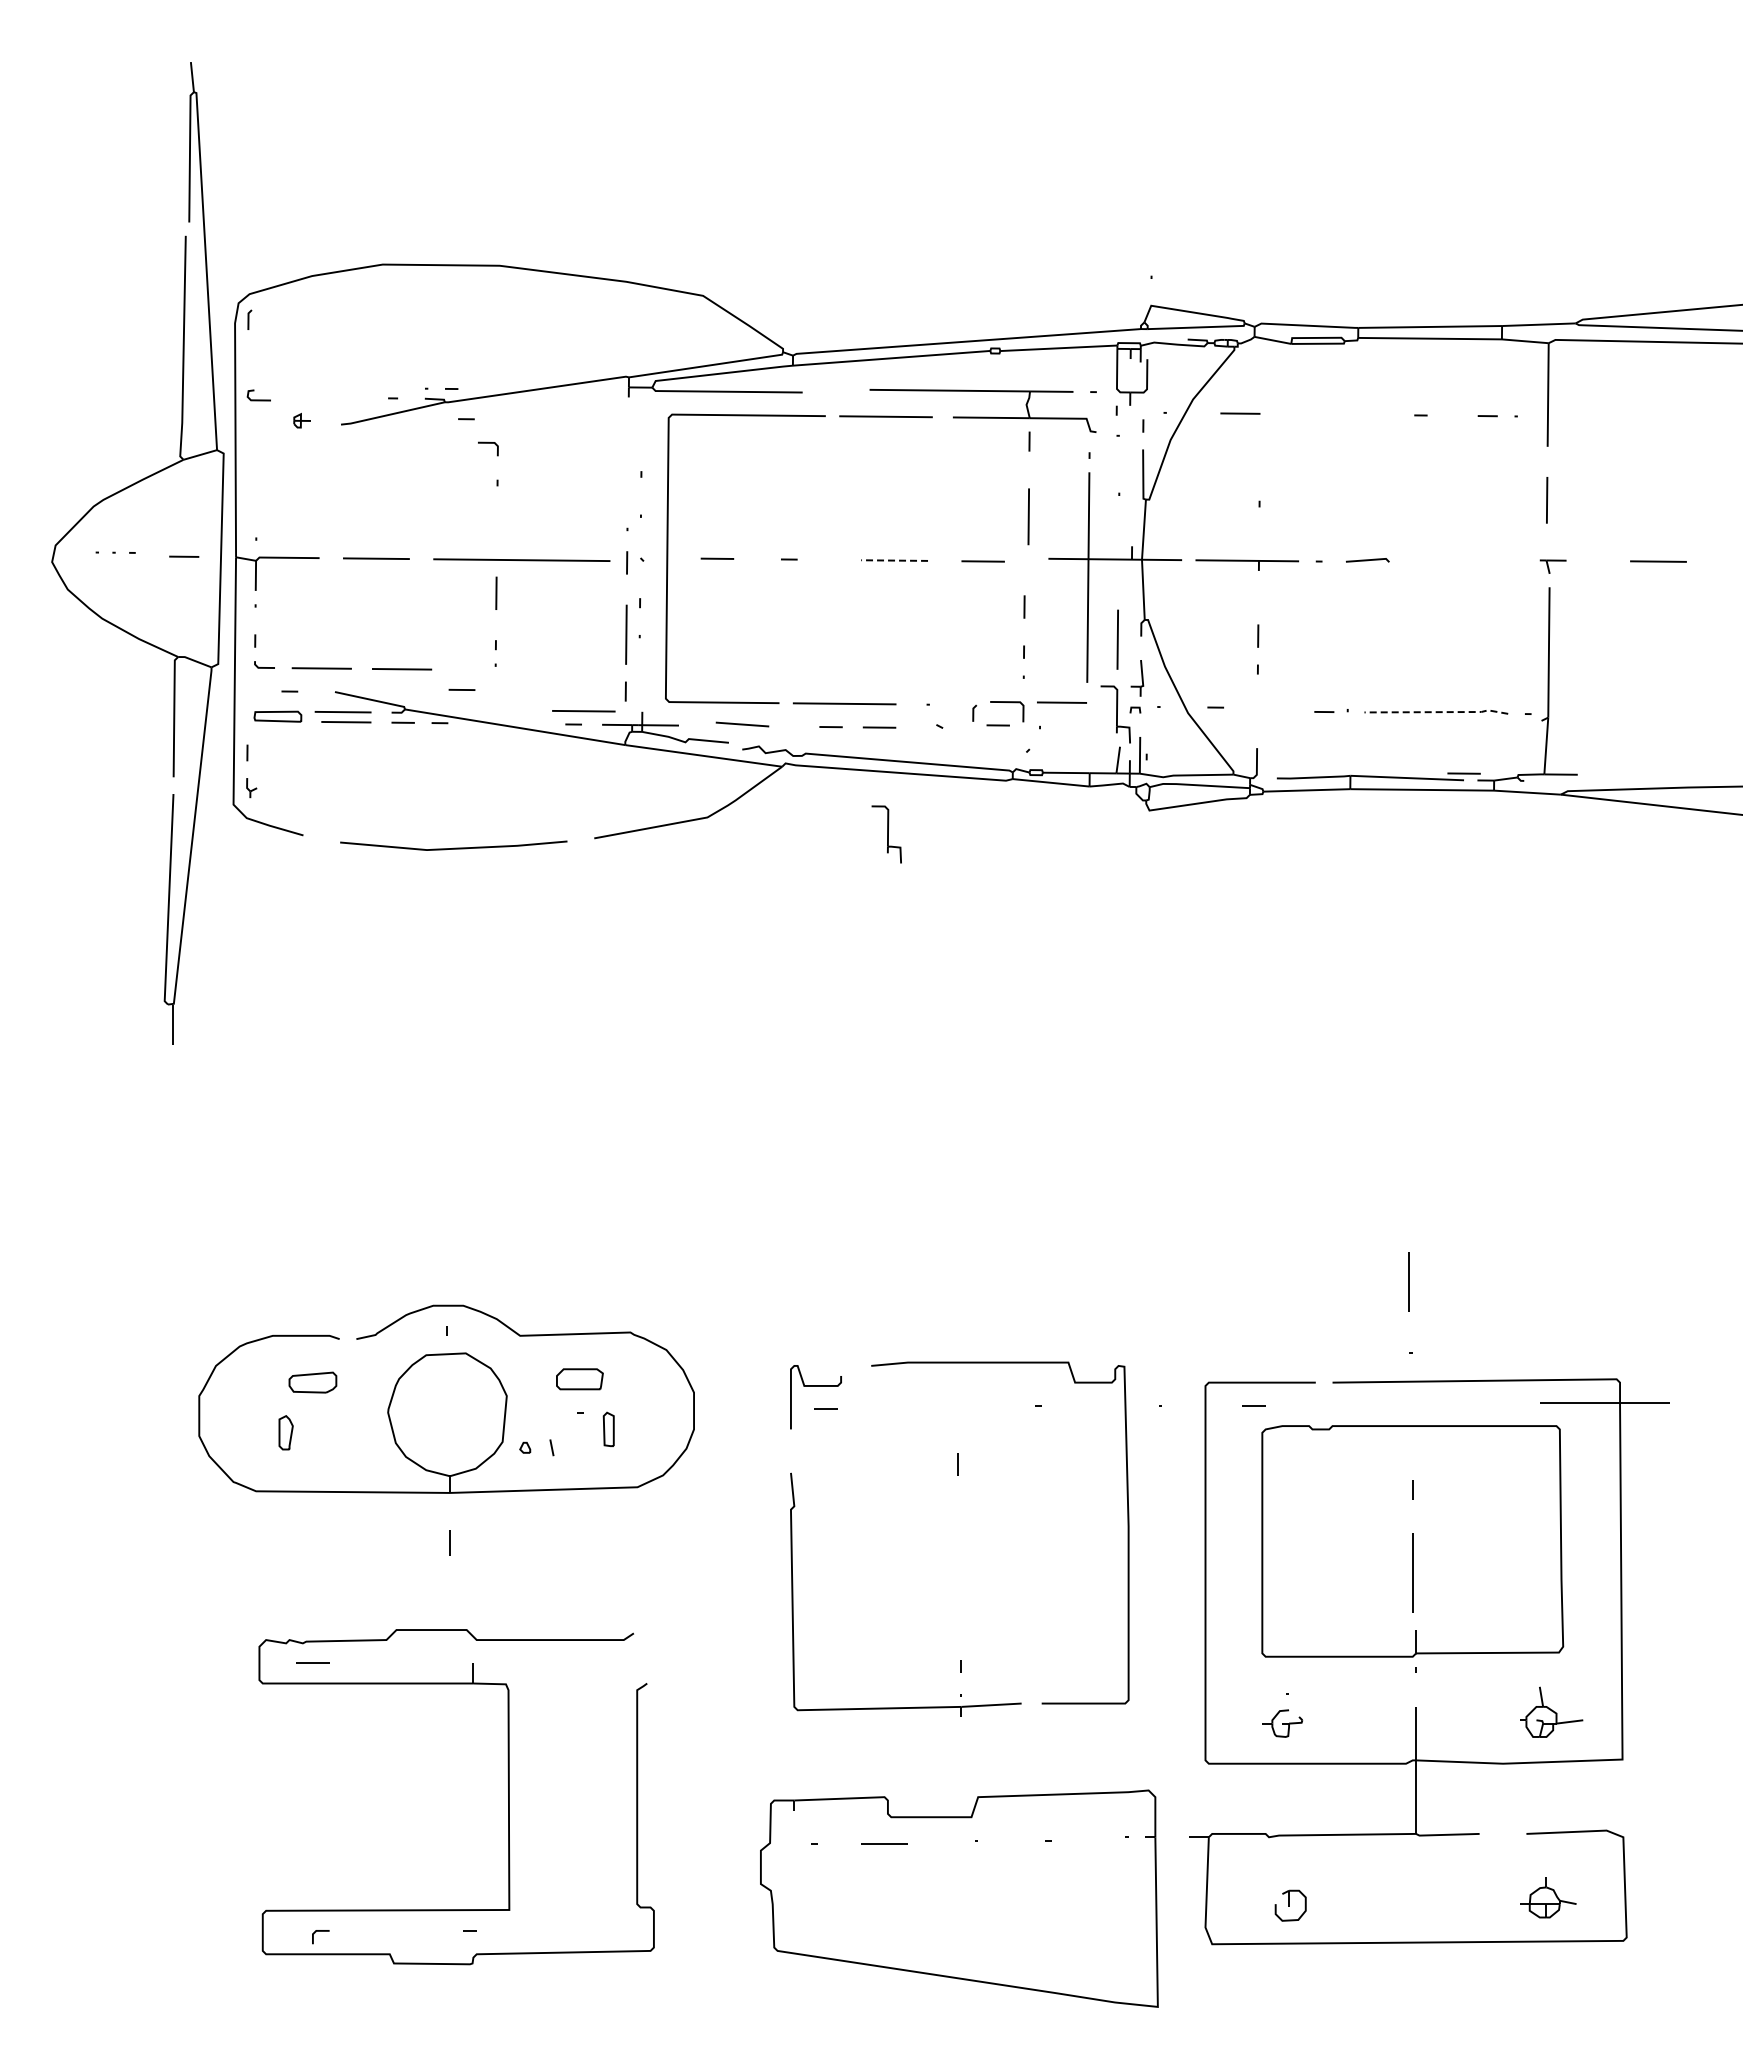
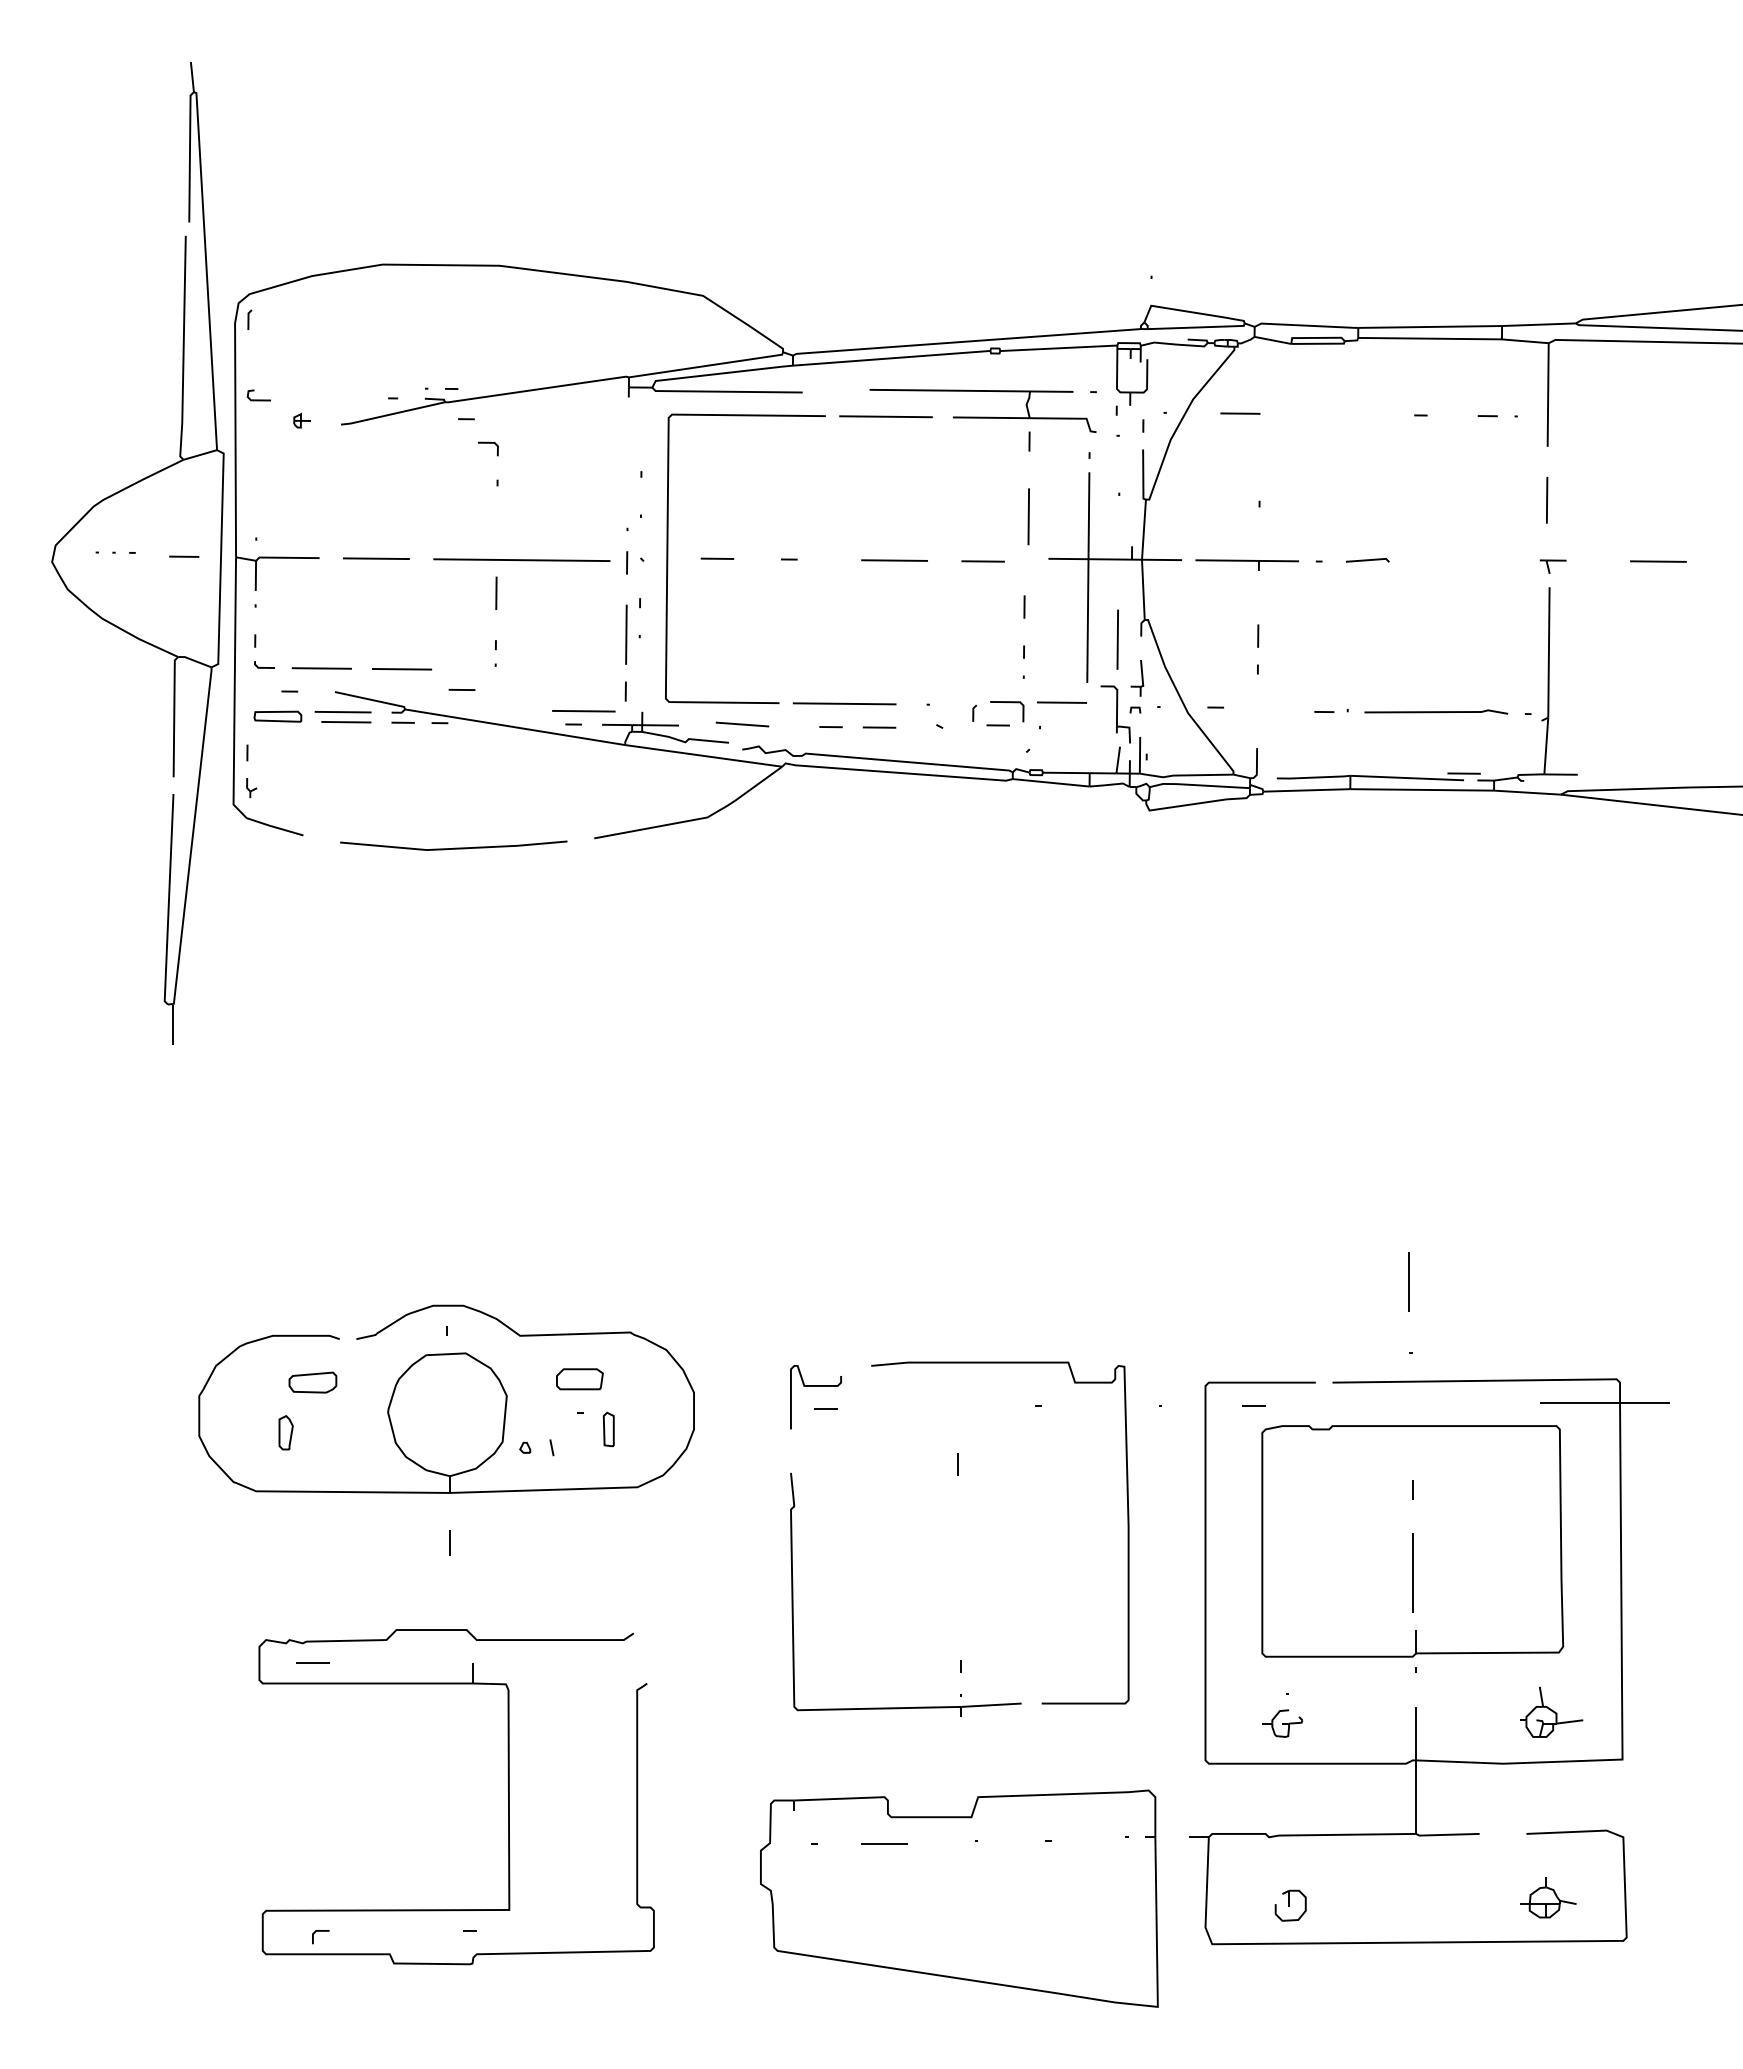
line: dashed -> solid (894, 560)
line: dashed -> solid (1437, 712)
part: present -> none (886, 834)
